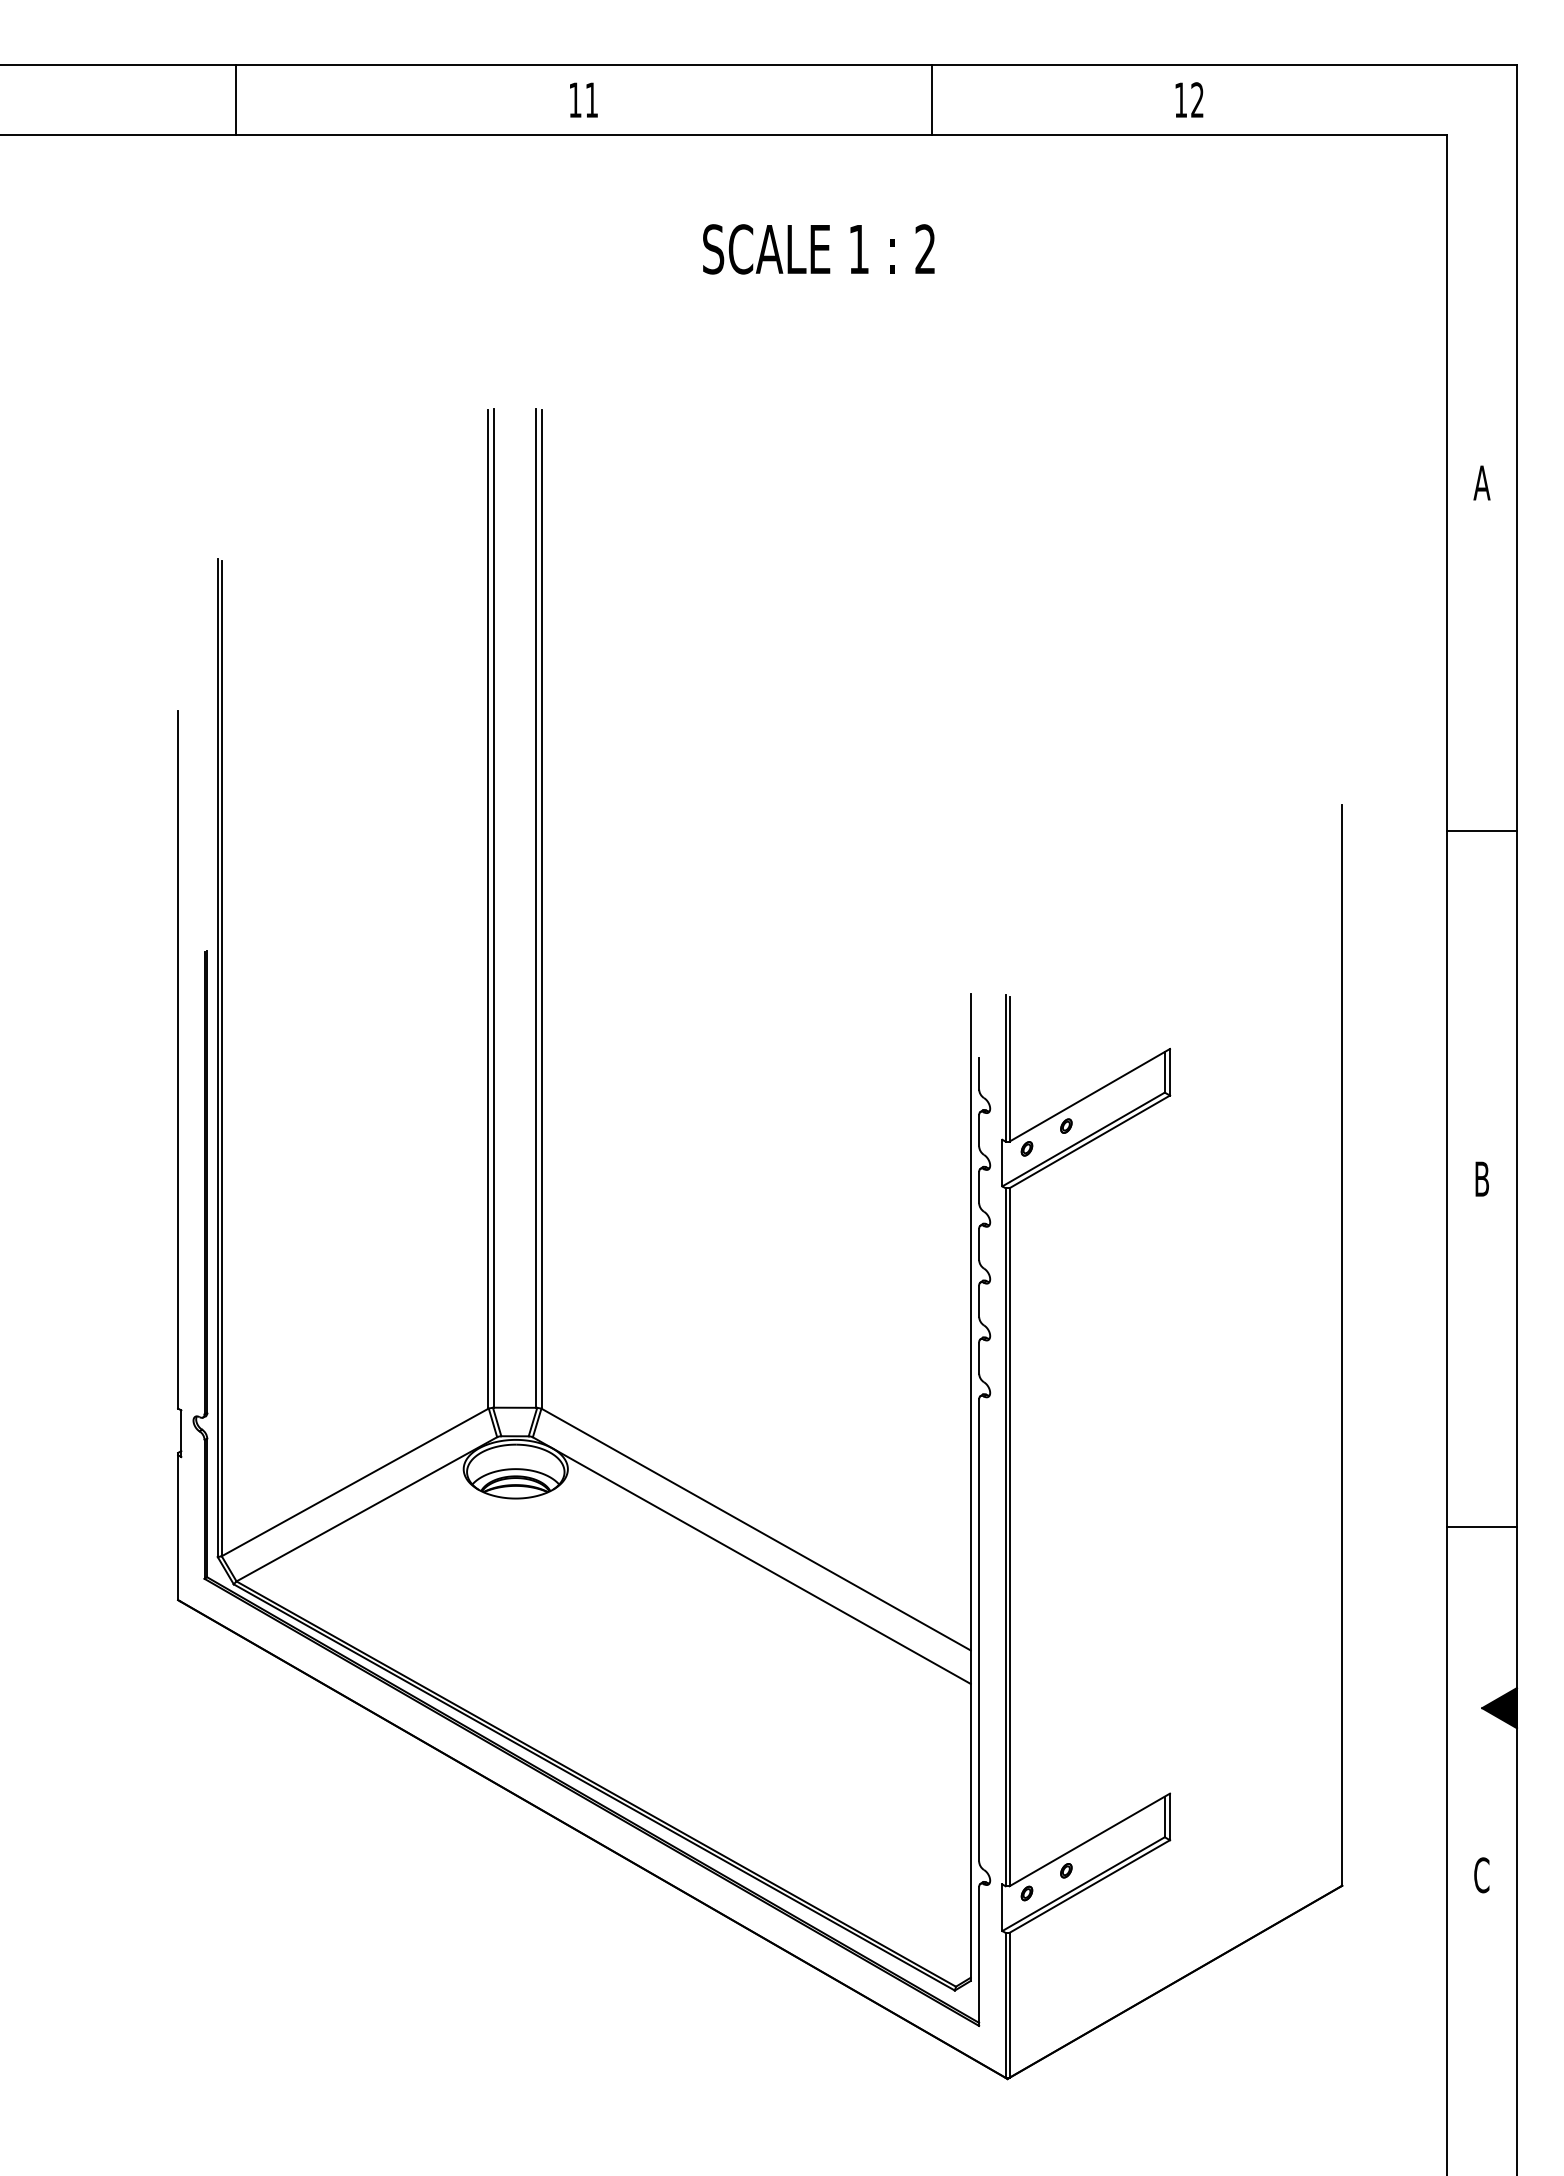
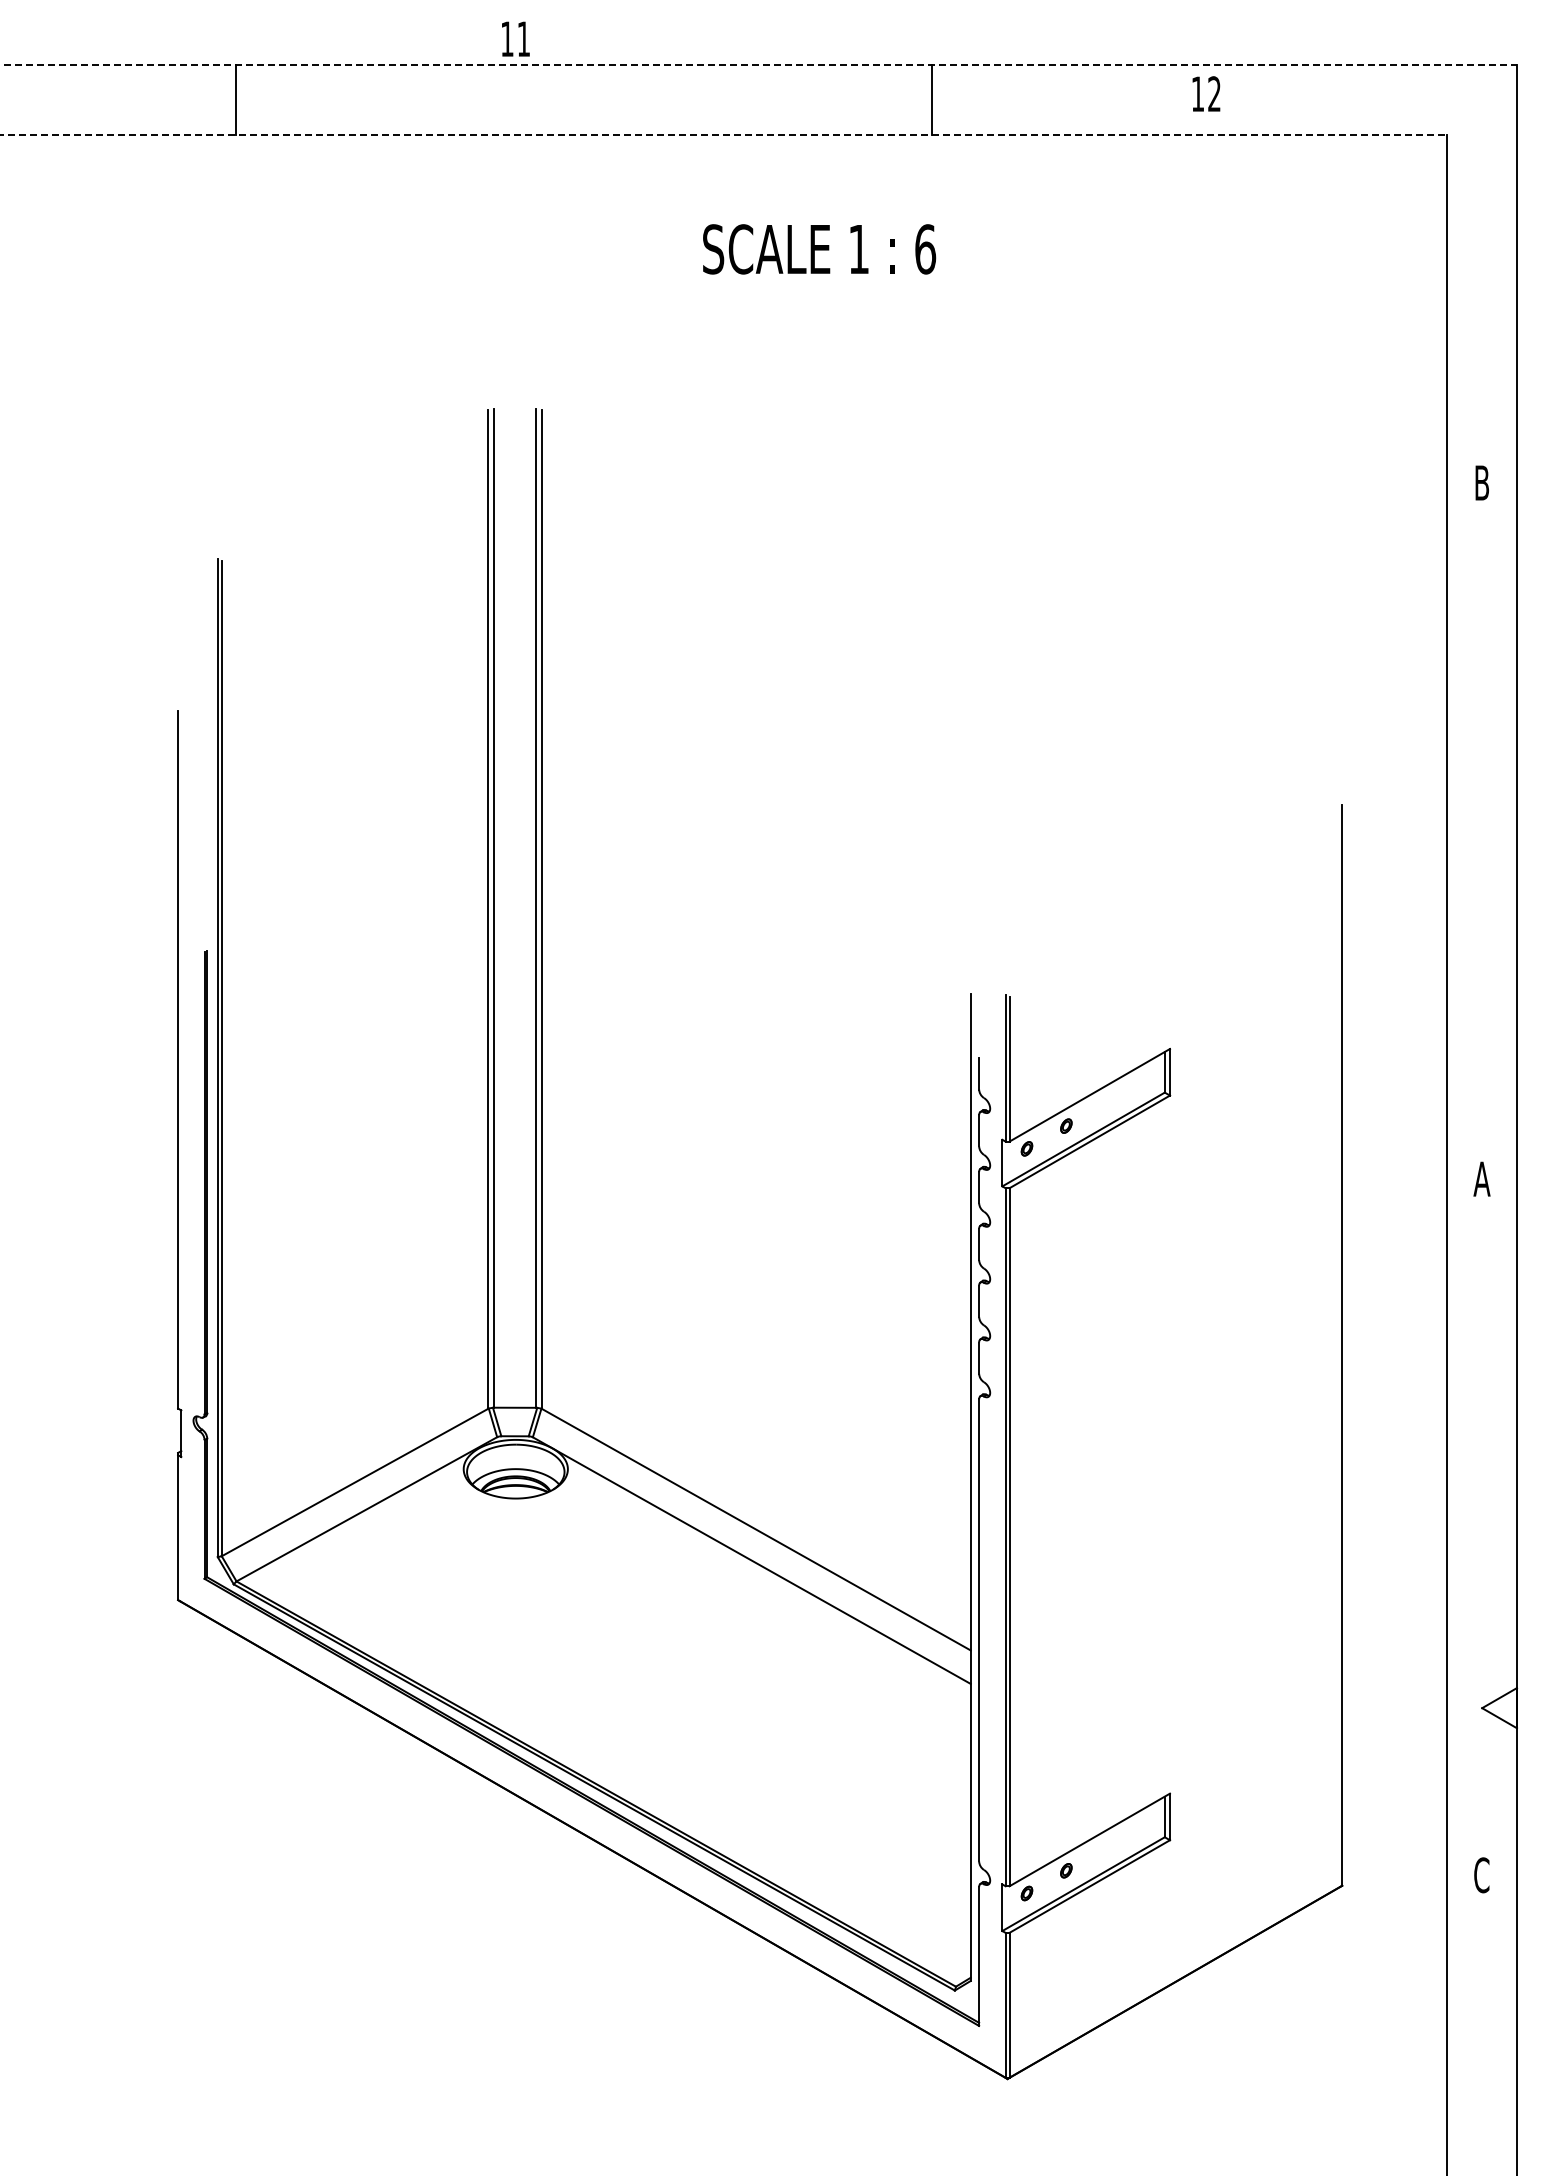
line: solid -> dashed (758, 65)
text position: (583, 99) -> (515, 38) (515, 38)
text position: (1189, 99) -> (1206, 93) (1206, 93)
line: solid -> dashed (724, 134)
text: 2 -> 6 (925, 249)
text: A -> B (1481, 482)
line: present -> none (1481, 831)
text: B -> A (1481, 1178)
line: present -> none (1481, 1527)
fill: present -> none (1499, 1708)
